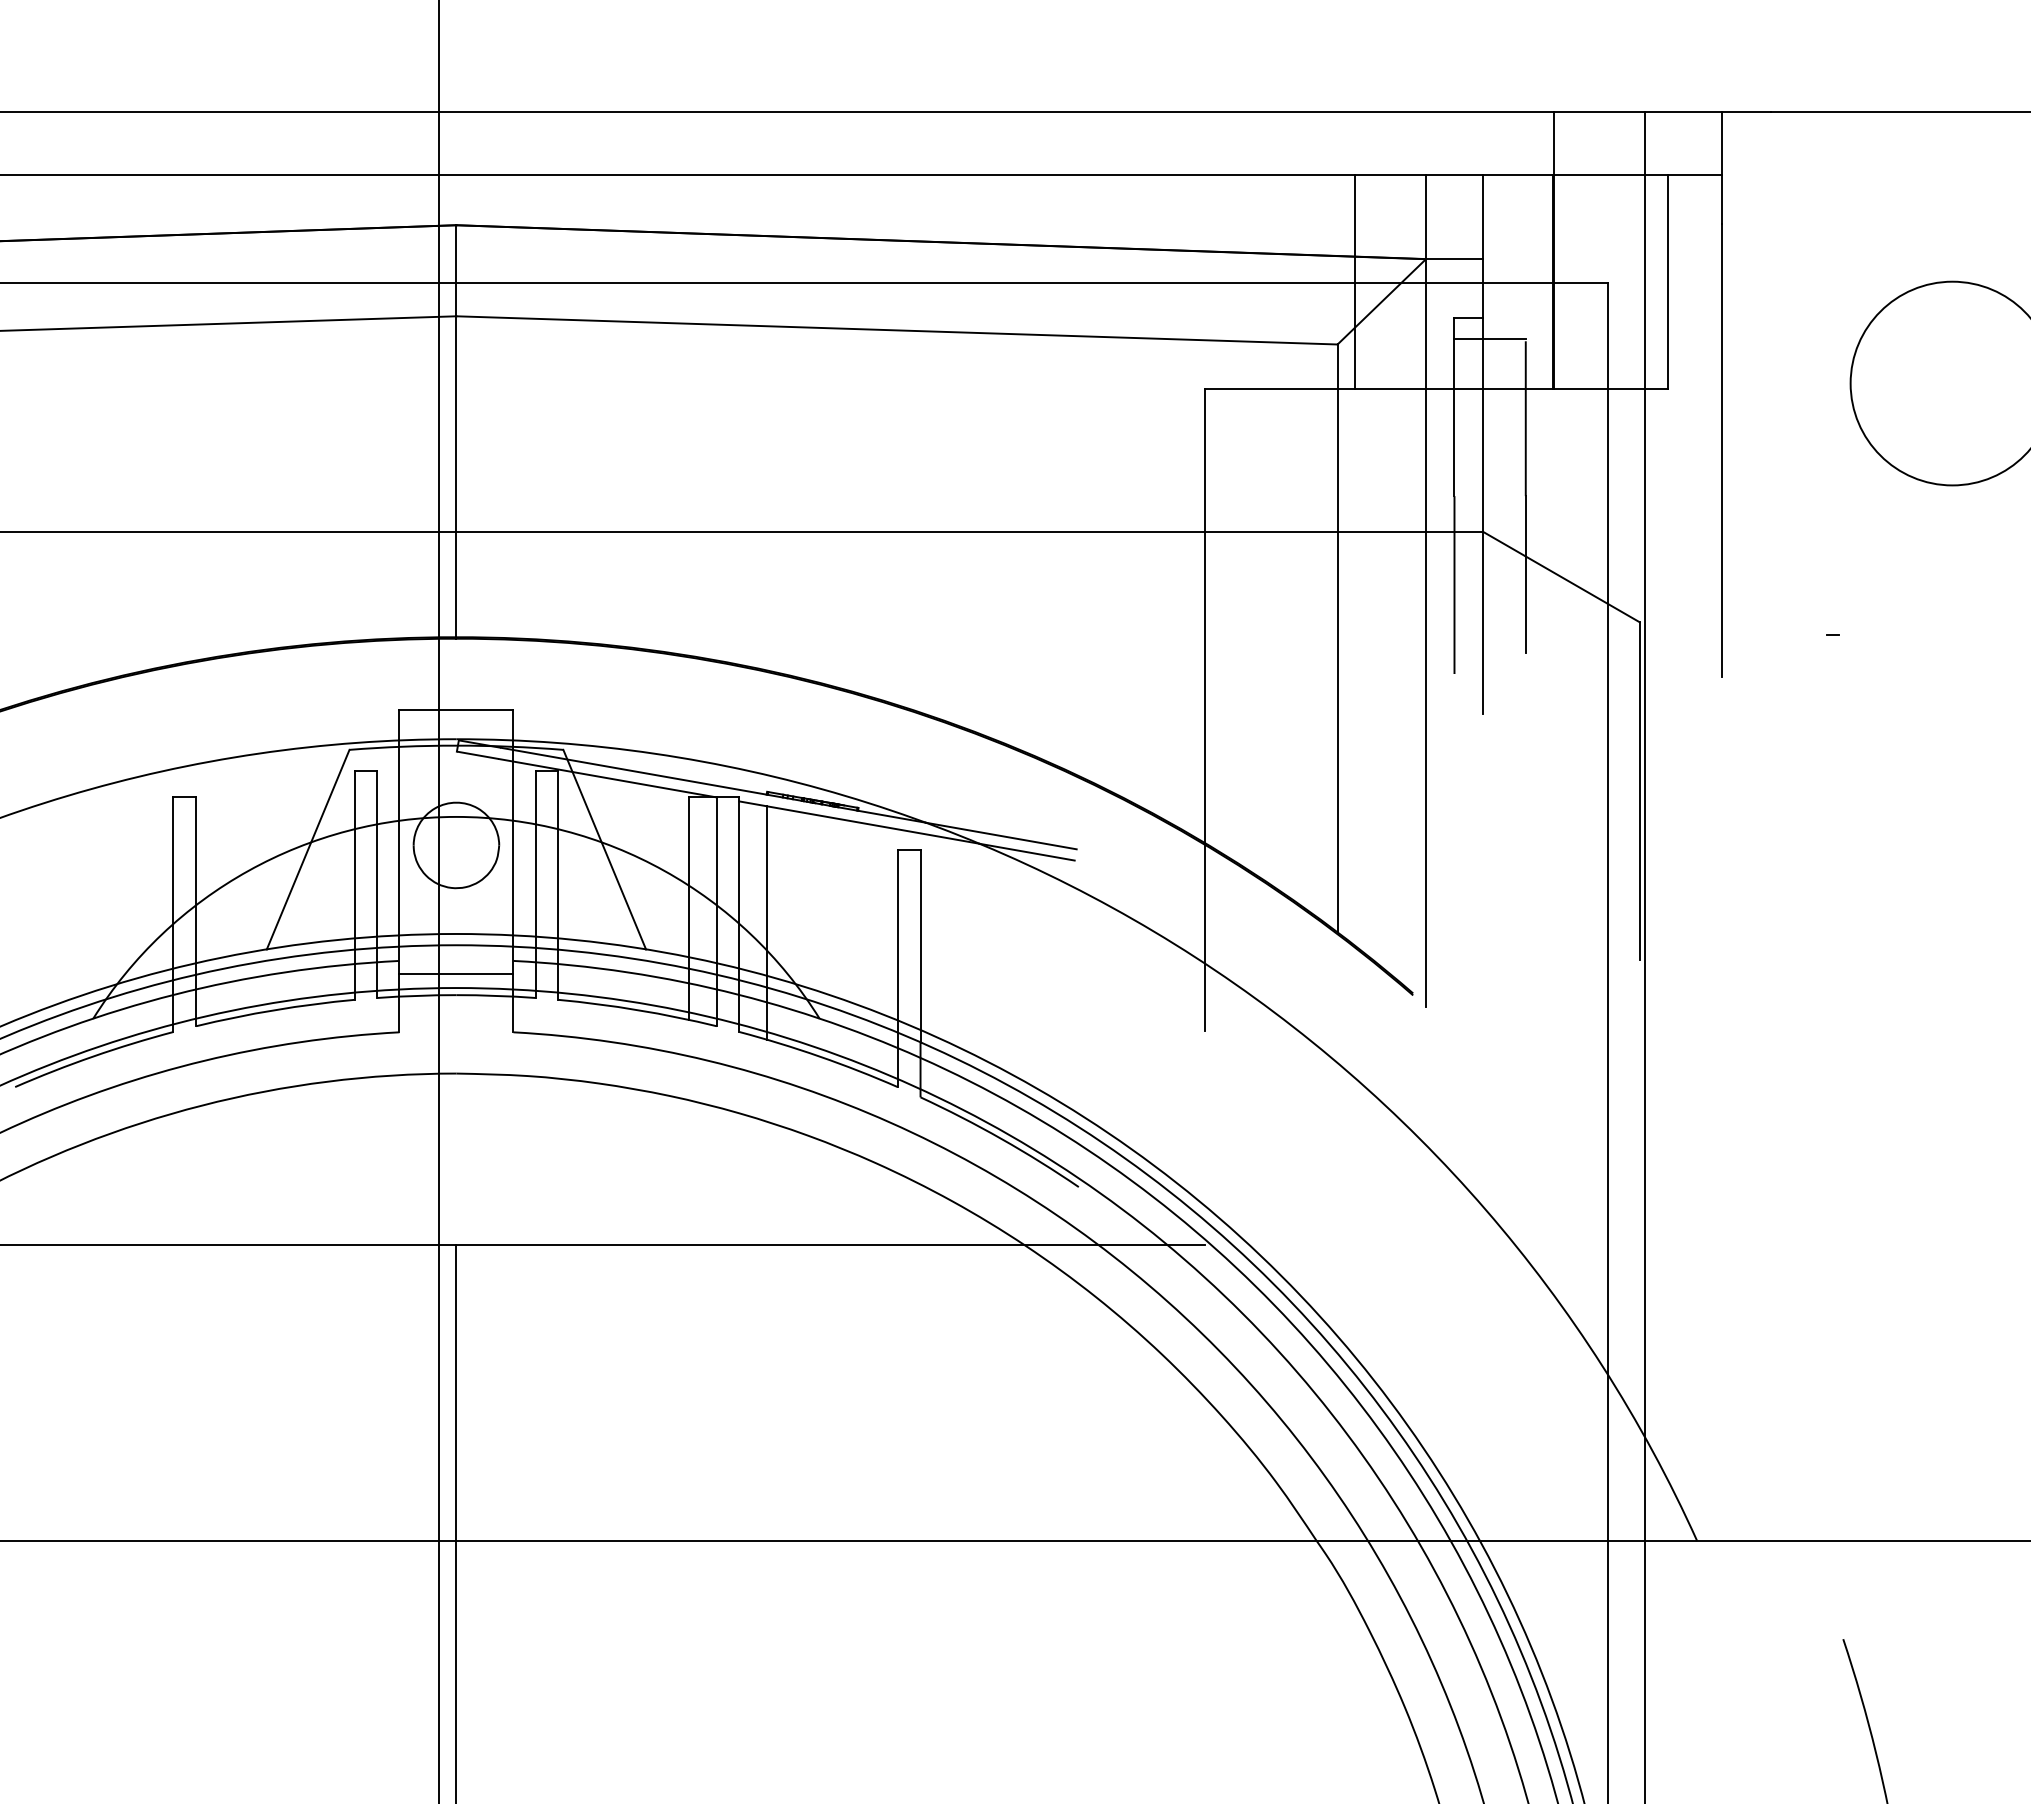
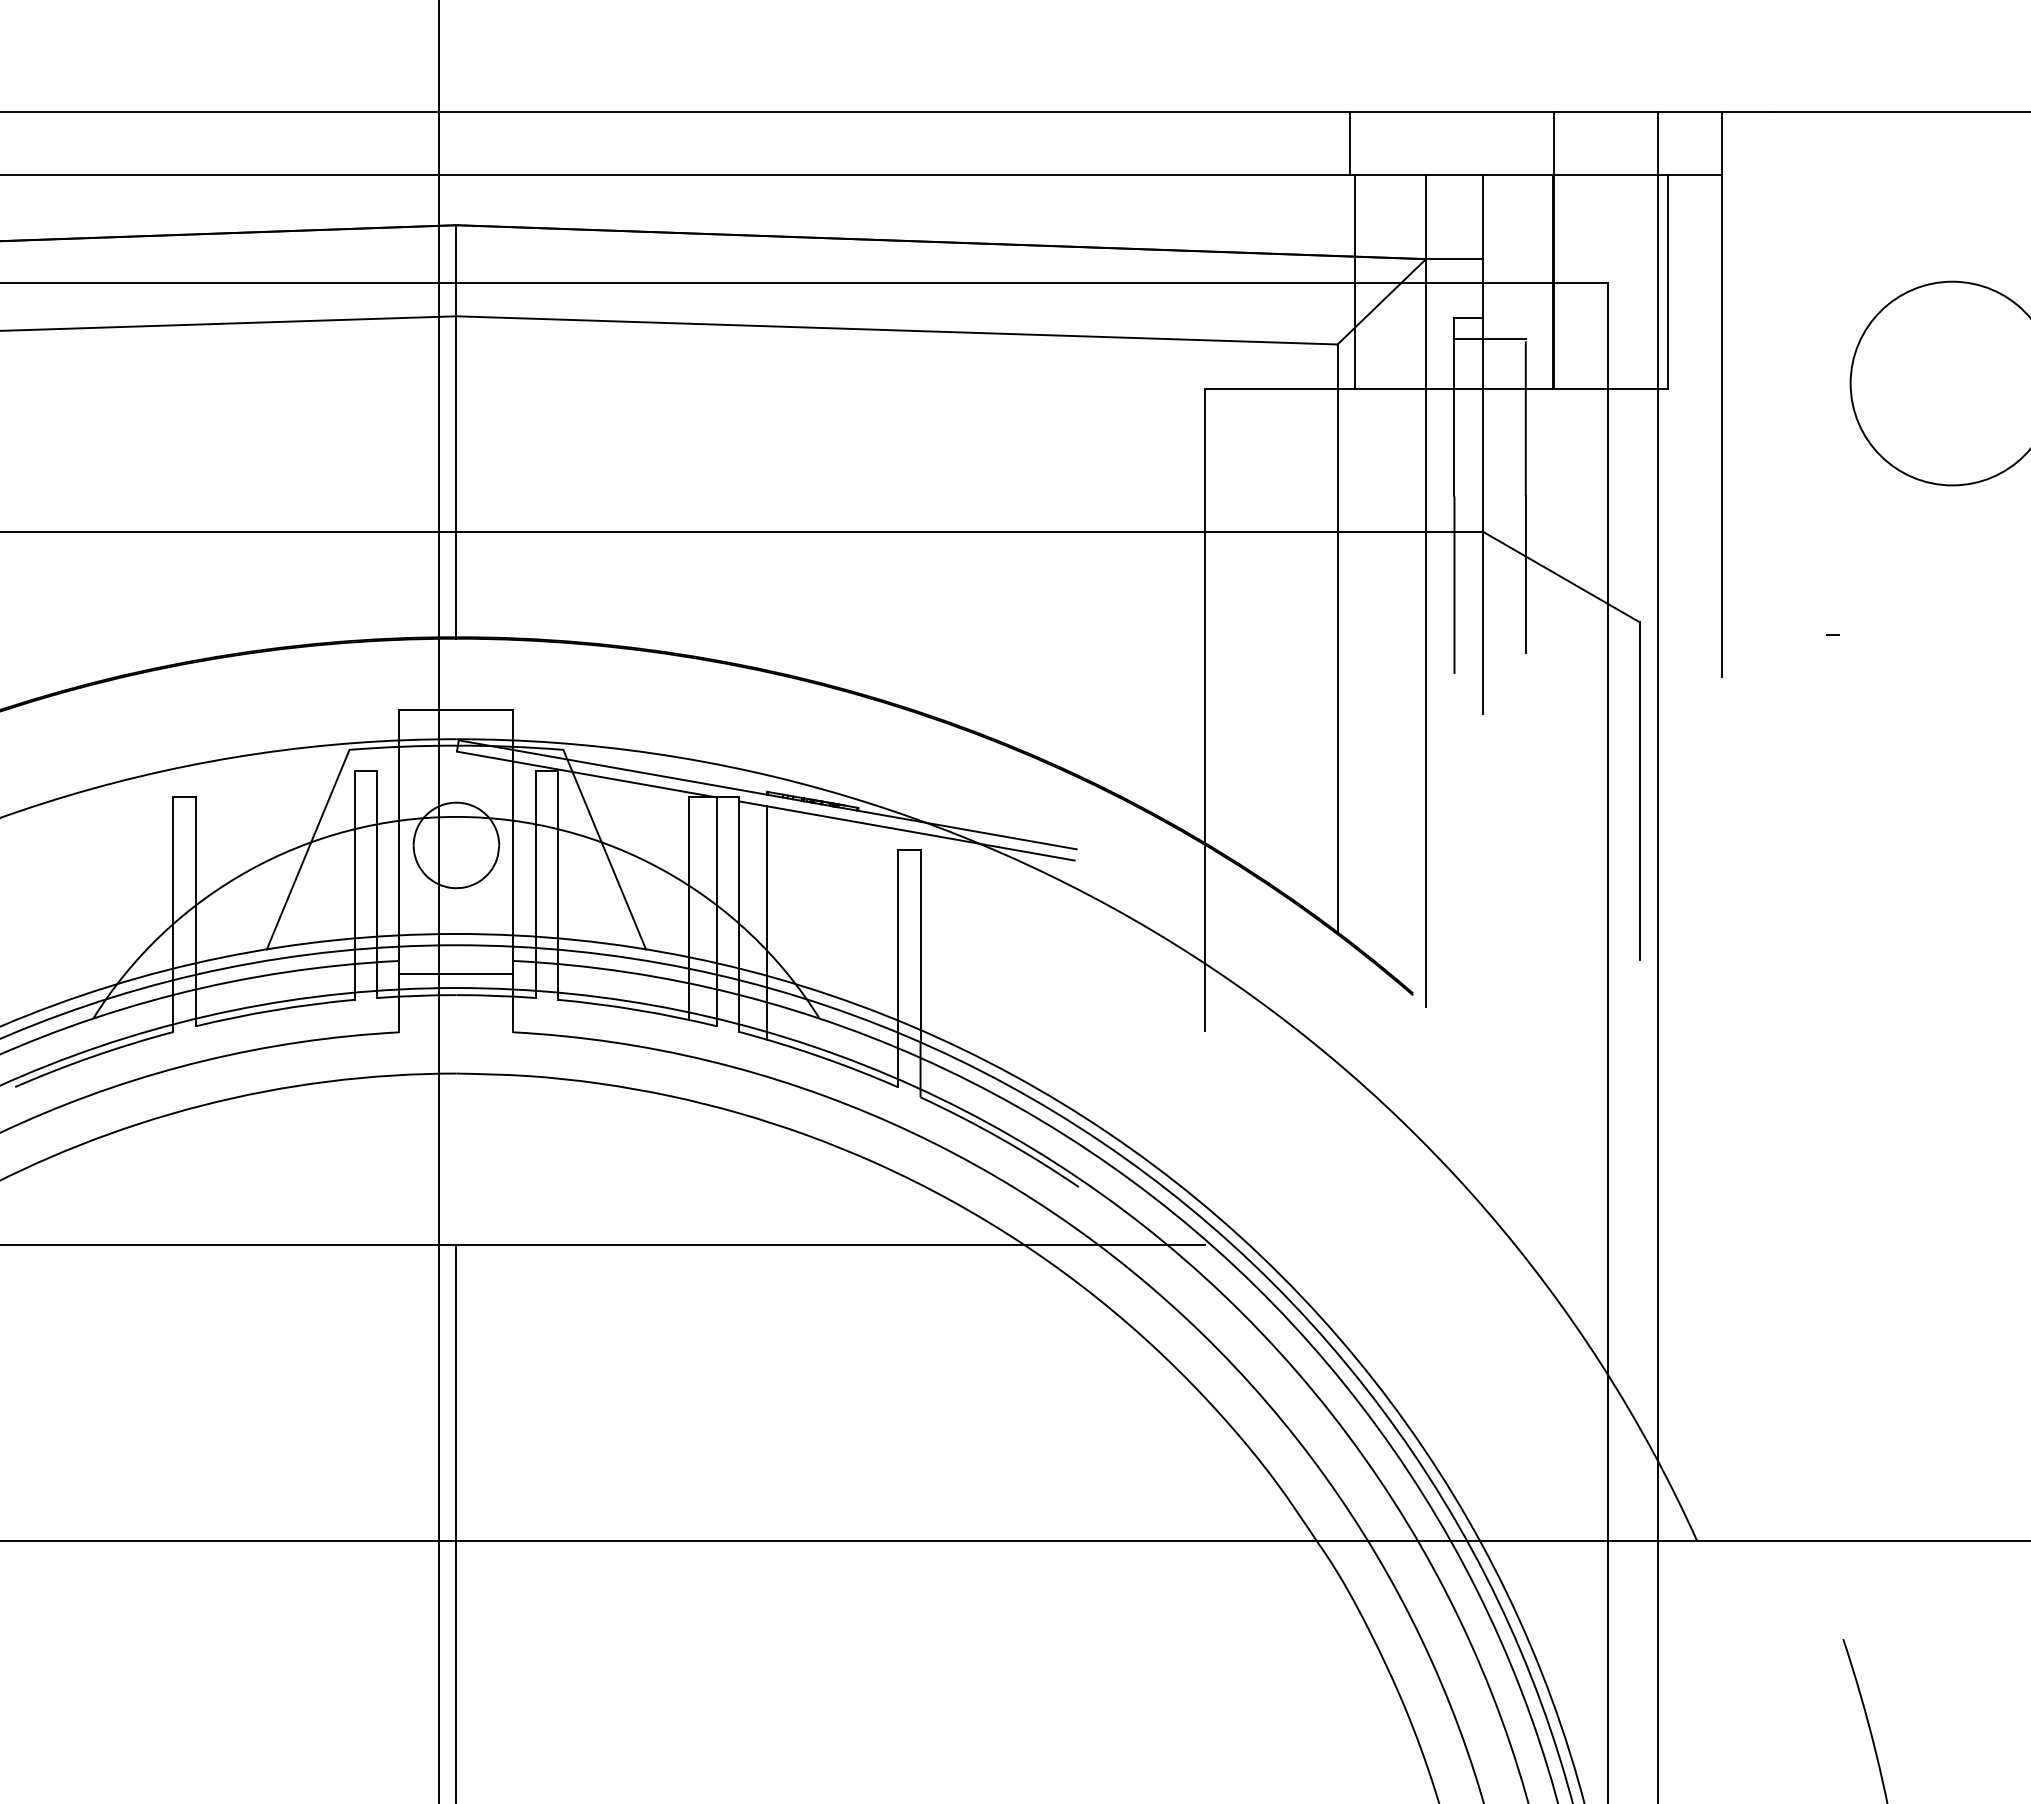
line: none -> present (1349, 143)
line position: (1645, 955) -> (1658, 955) (1658, 955)
